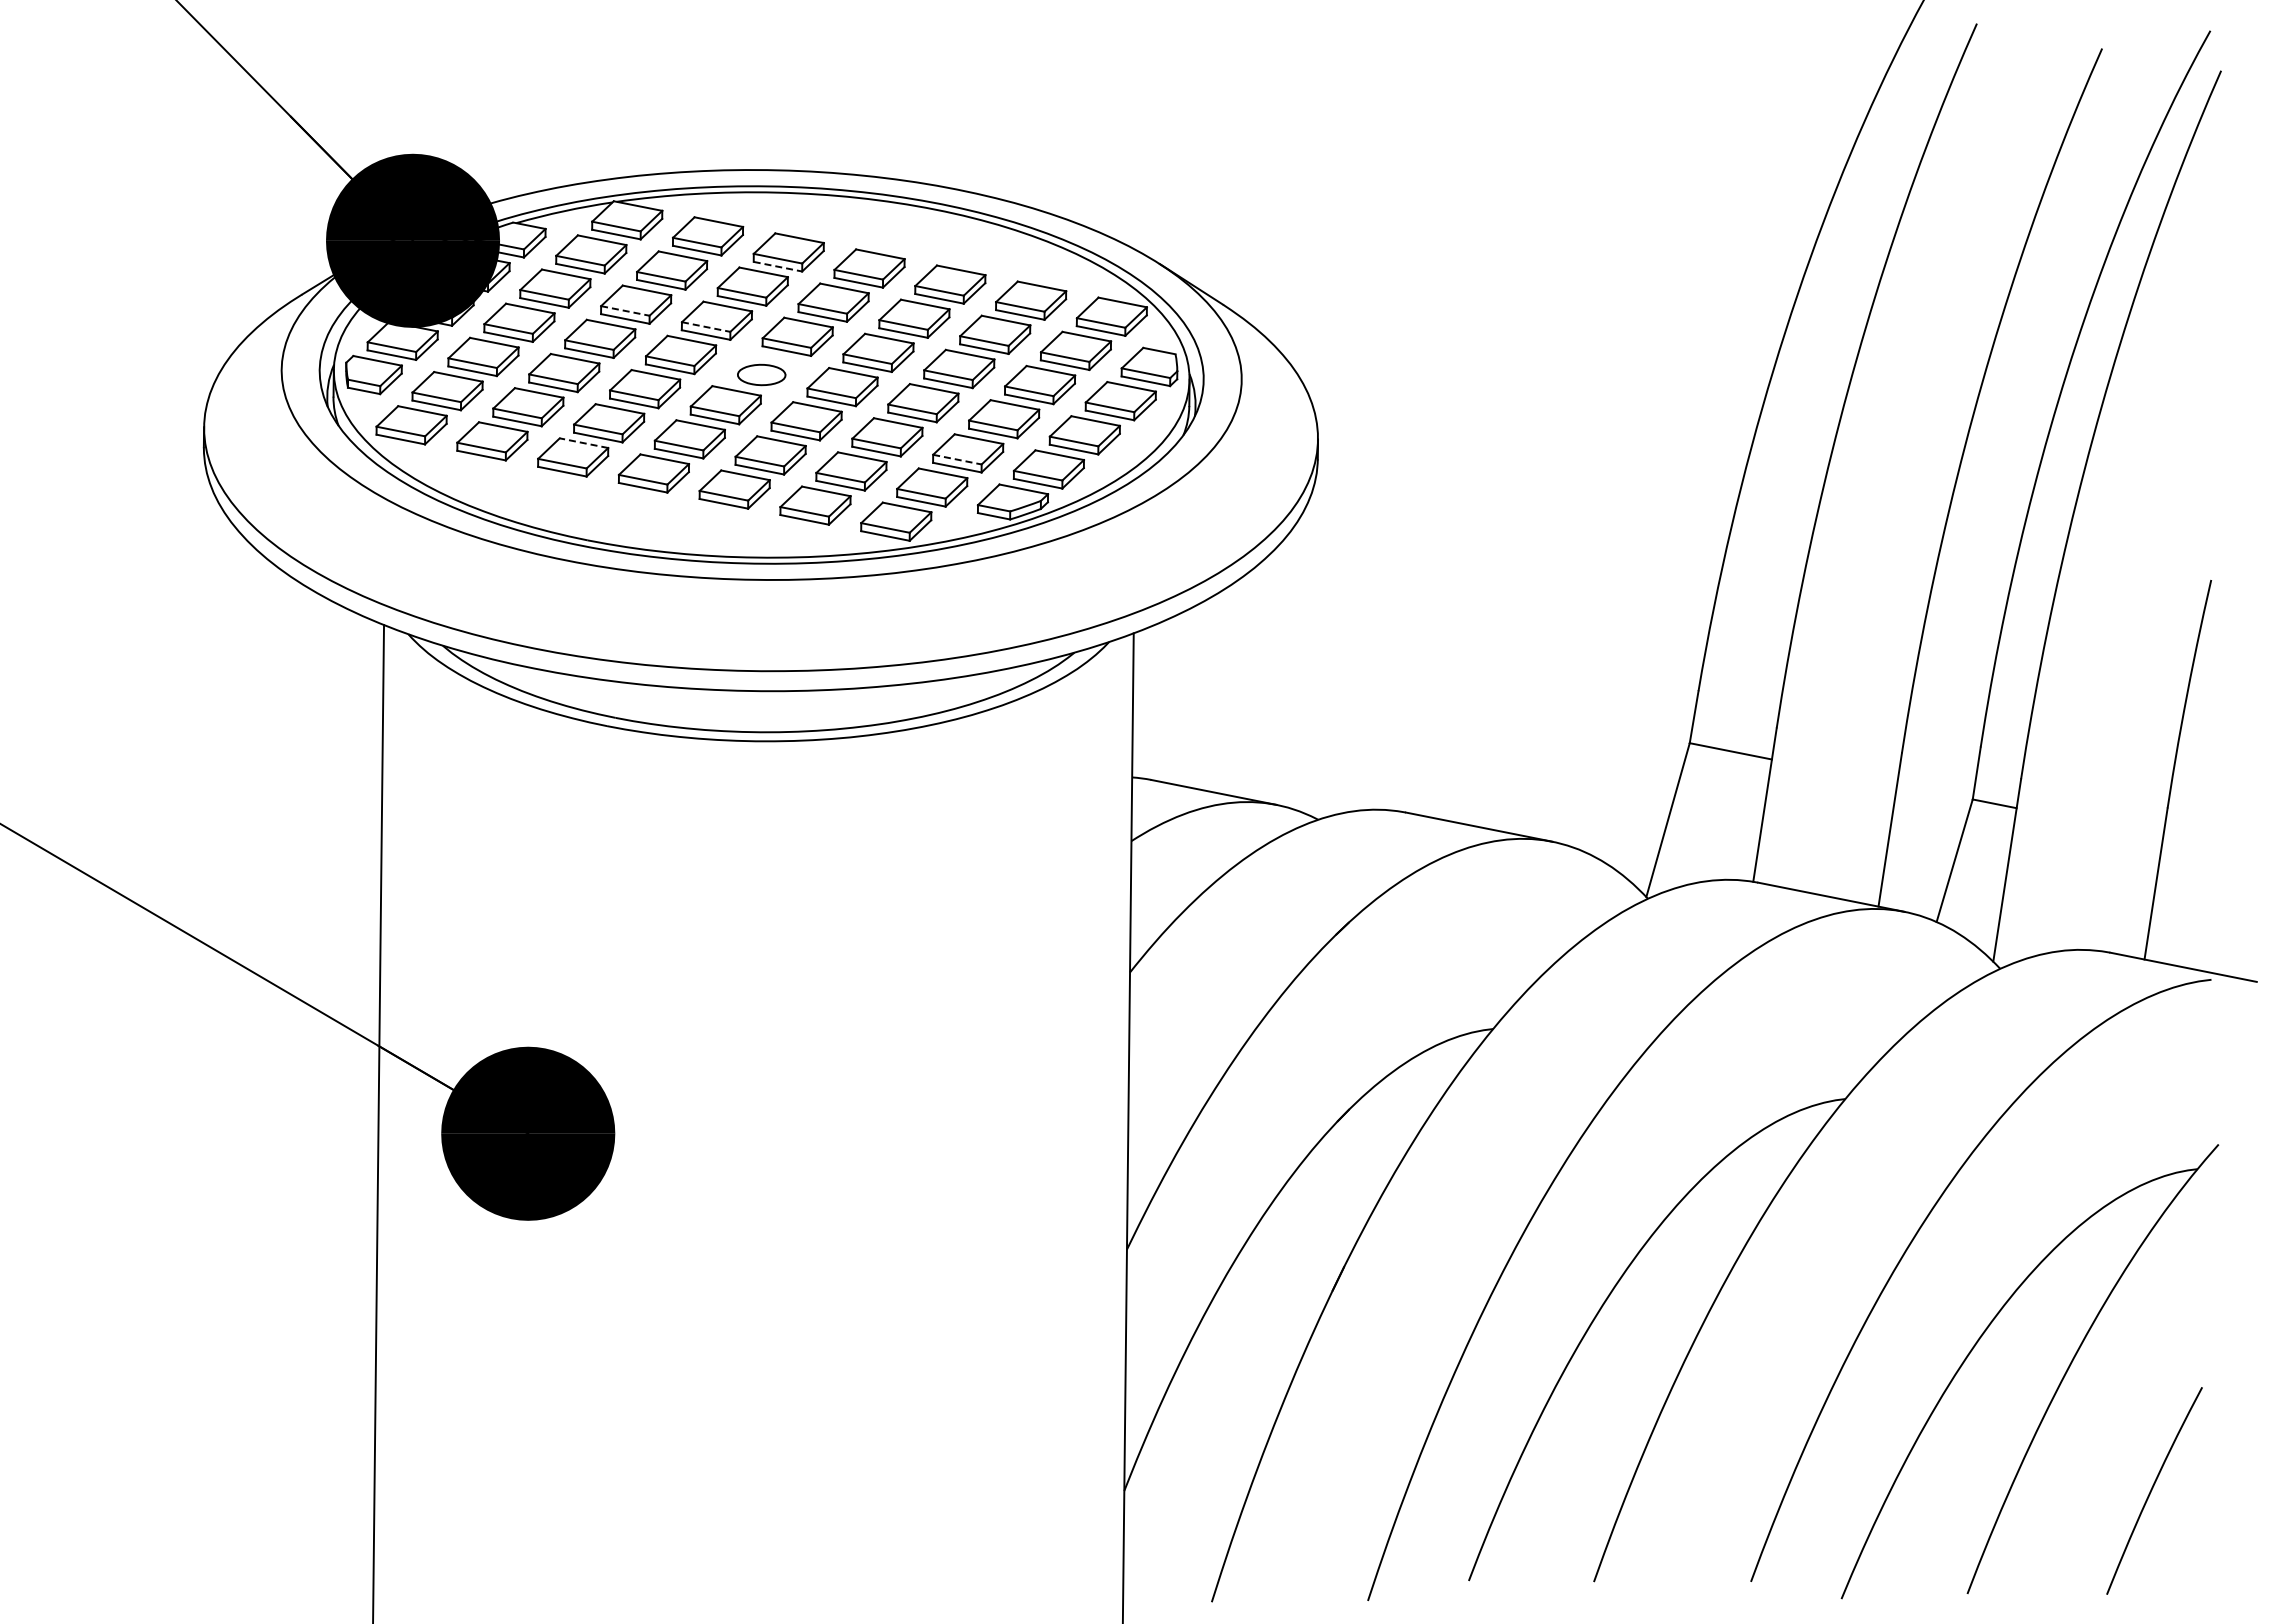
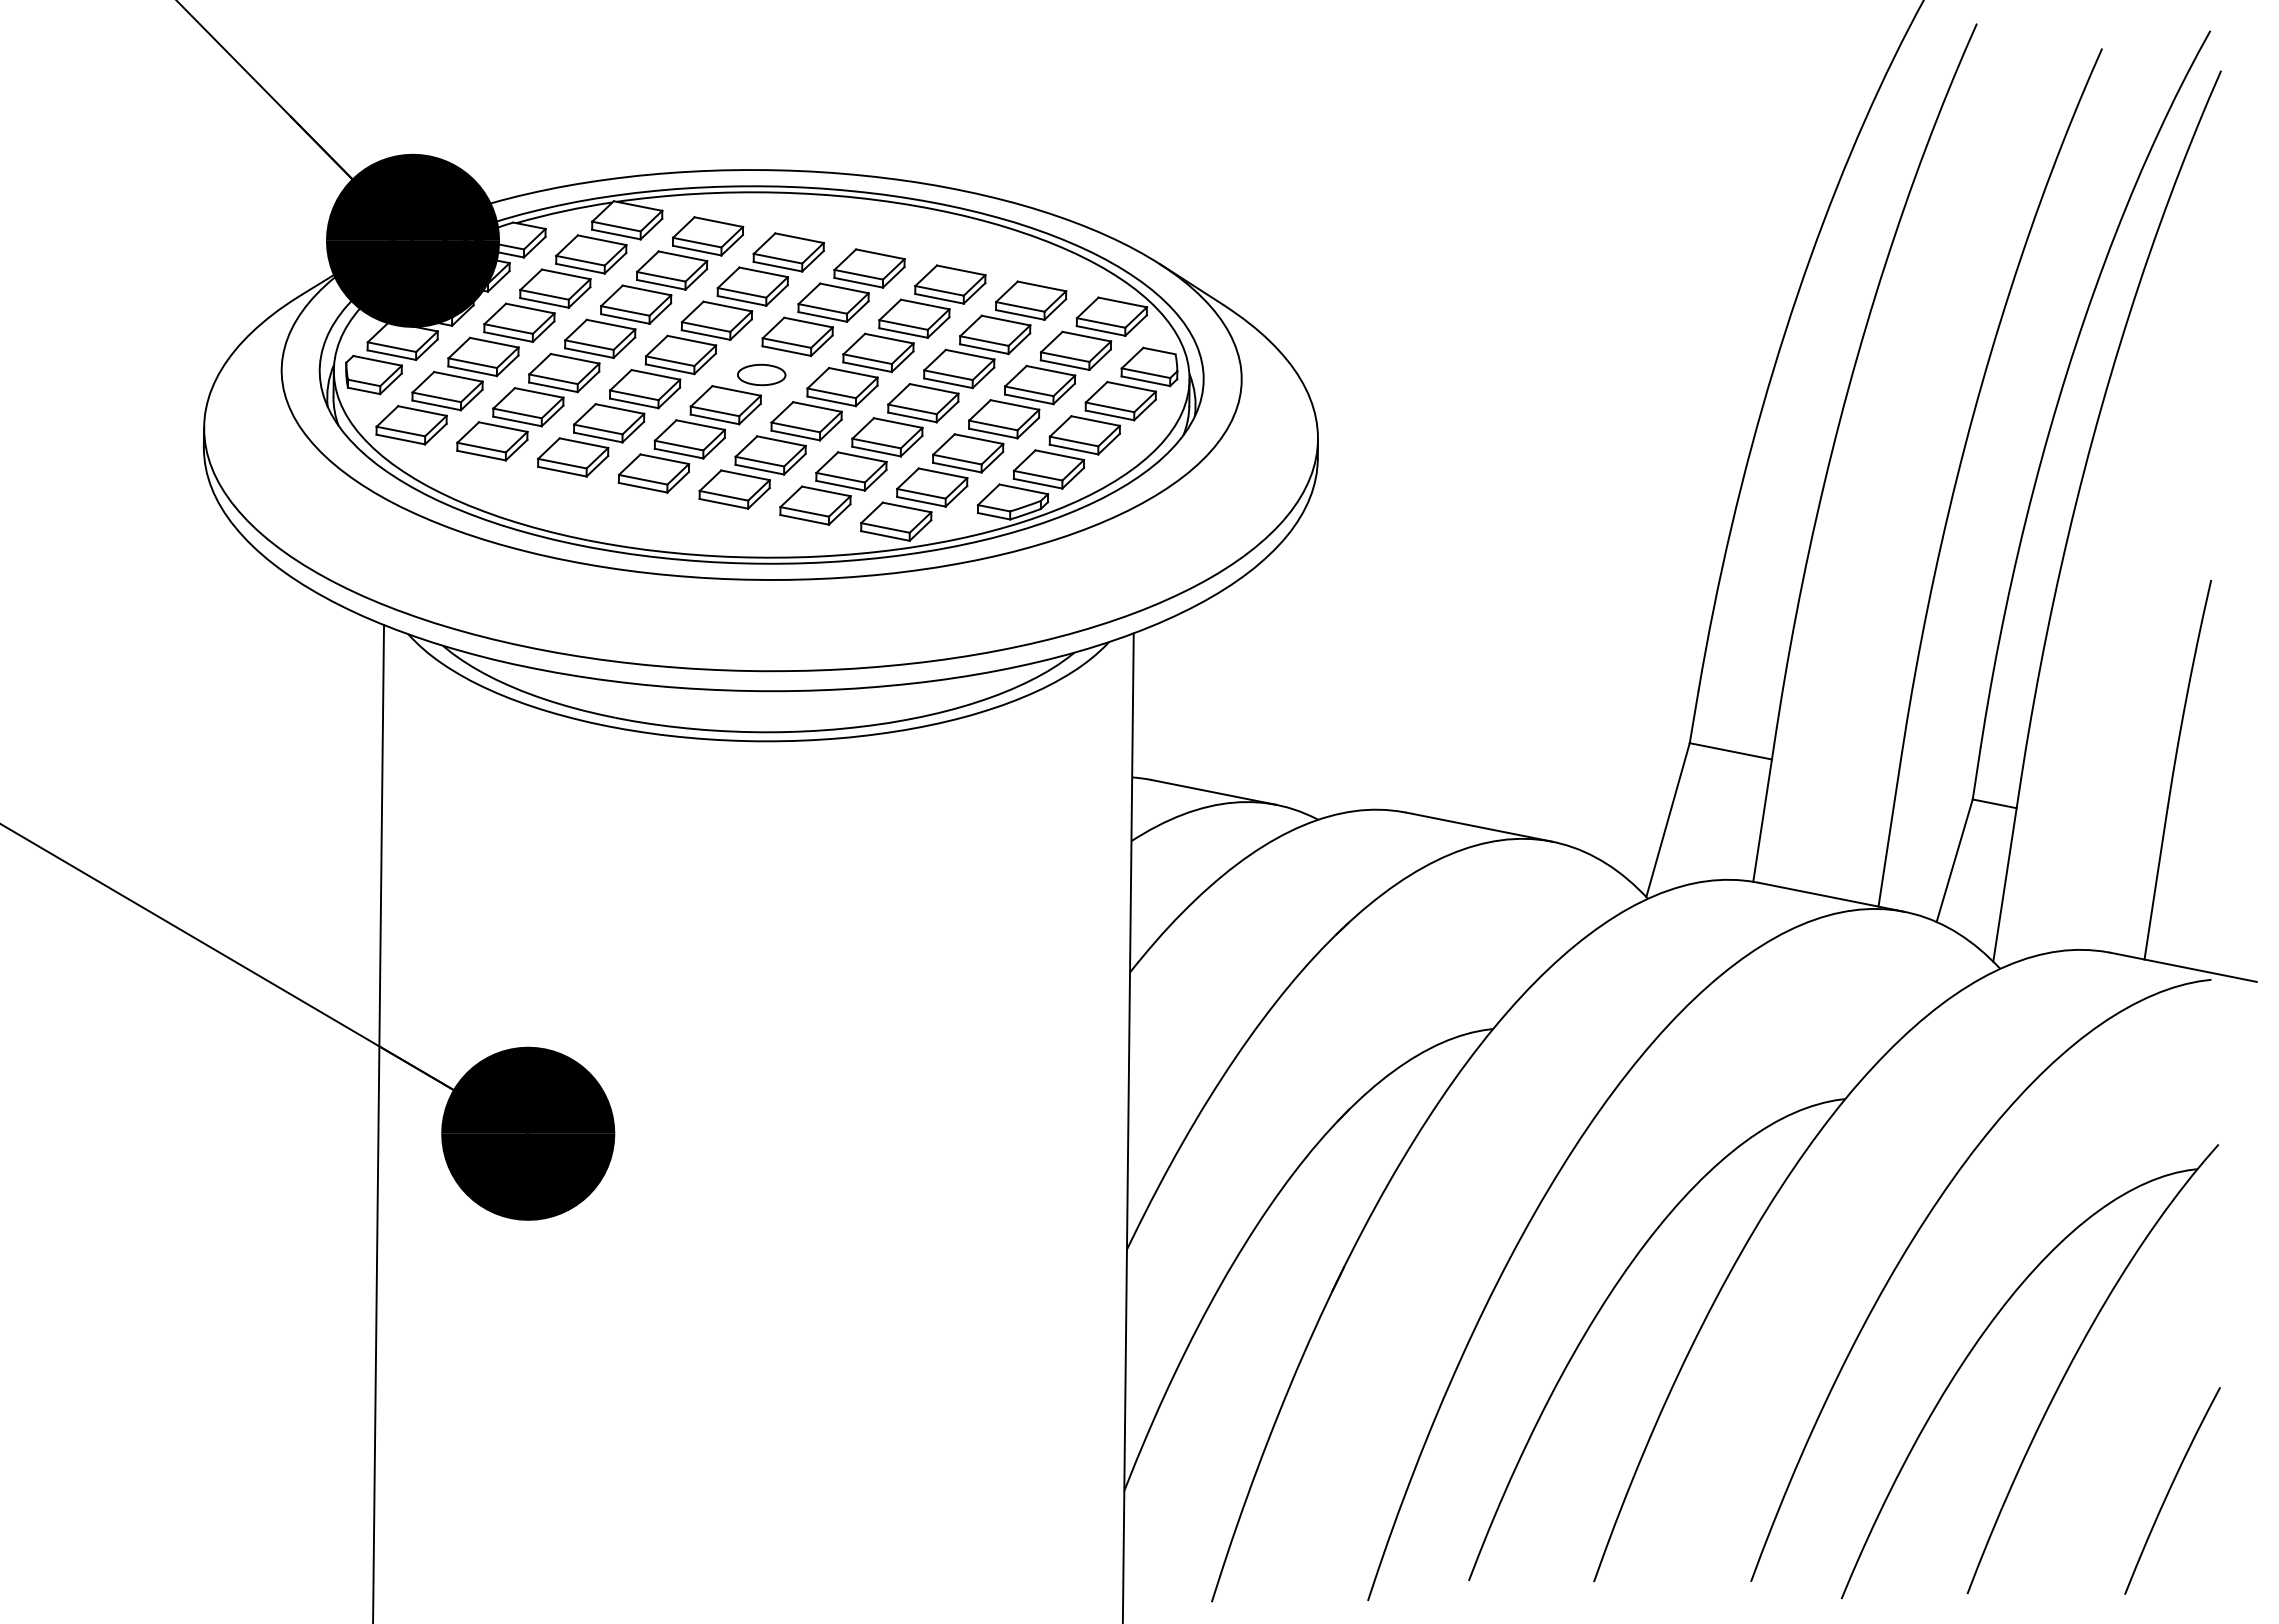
line: dashed -> solid (777, 266)
line: dashed -> solid (625, 310)
line: dashed -> solid (706, 327)
line: dashed -> solid (583, 443)
line: dashed -> solid (957, 459)
curve position: (2152, 1490) -> (2170, 1490) (2170, 1490)
